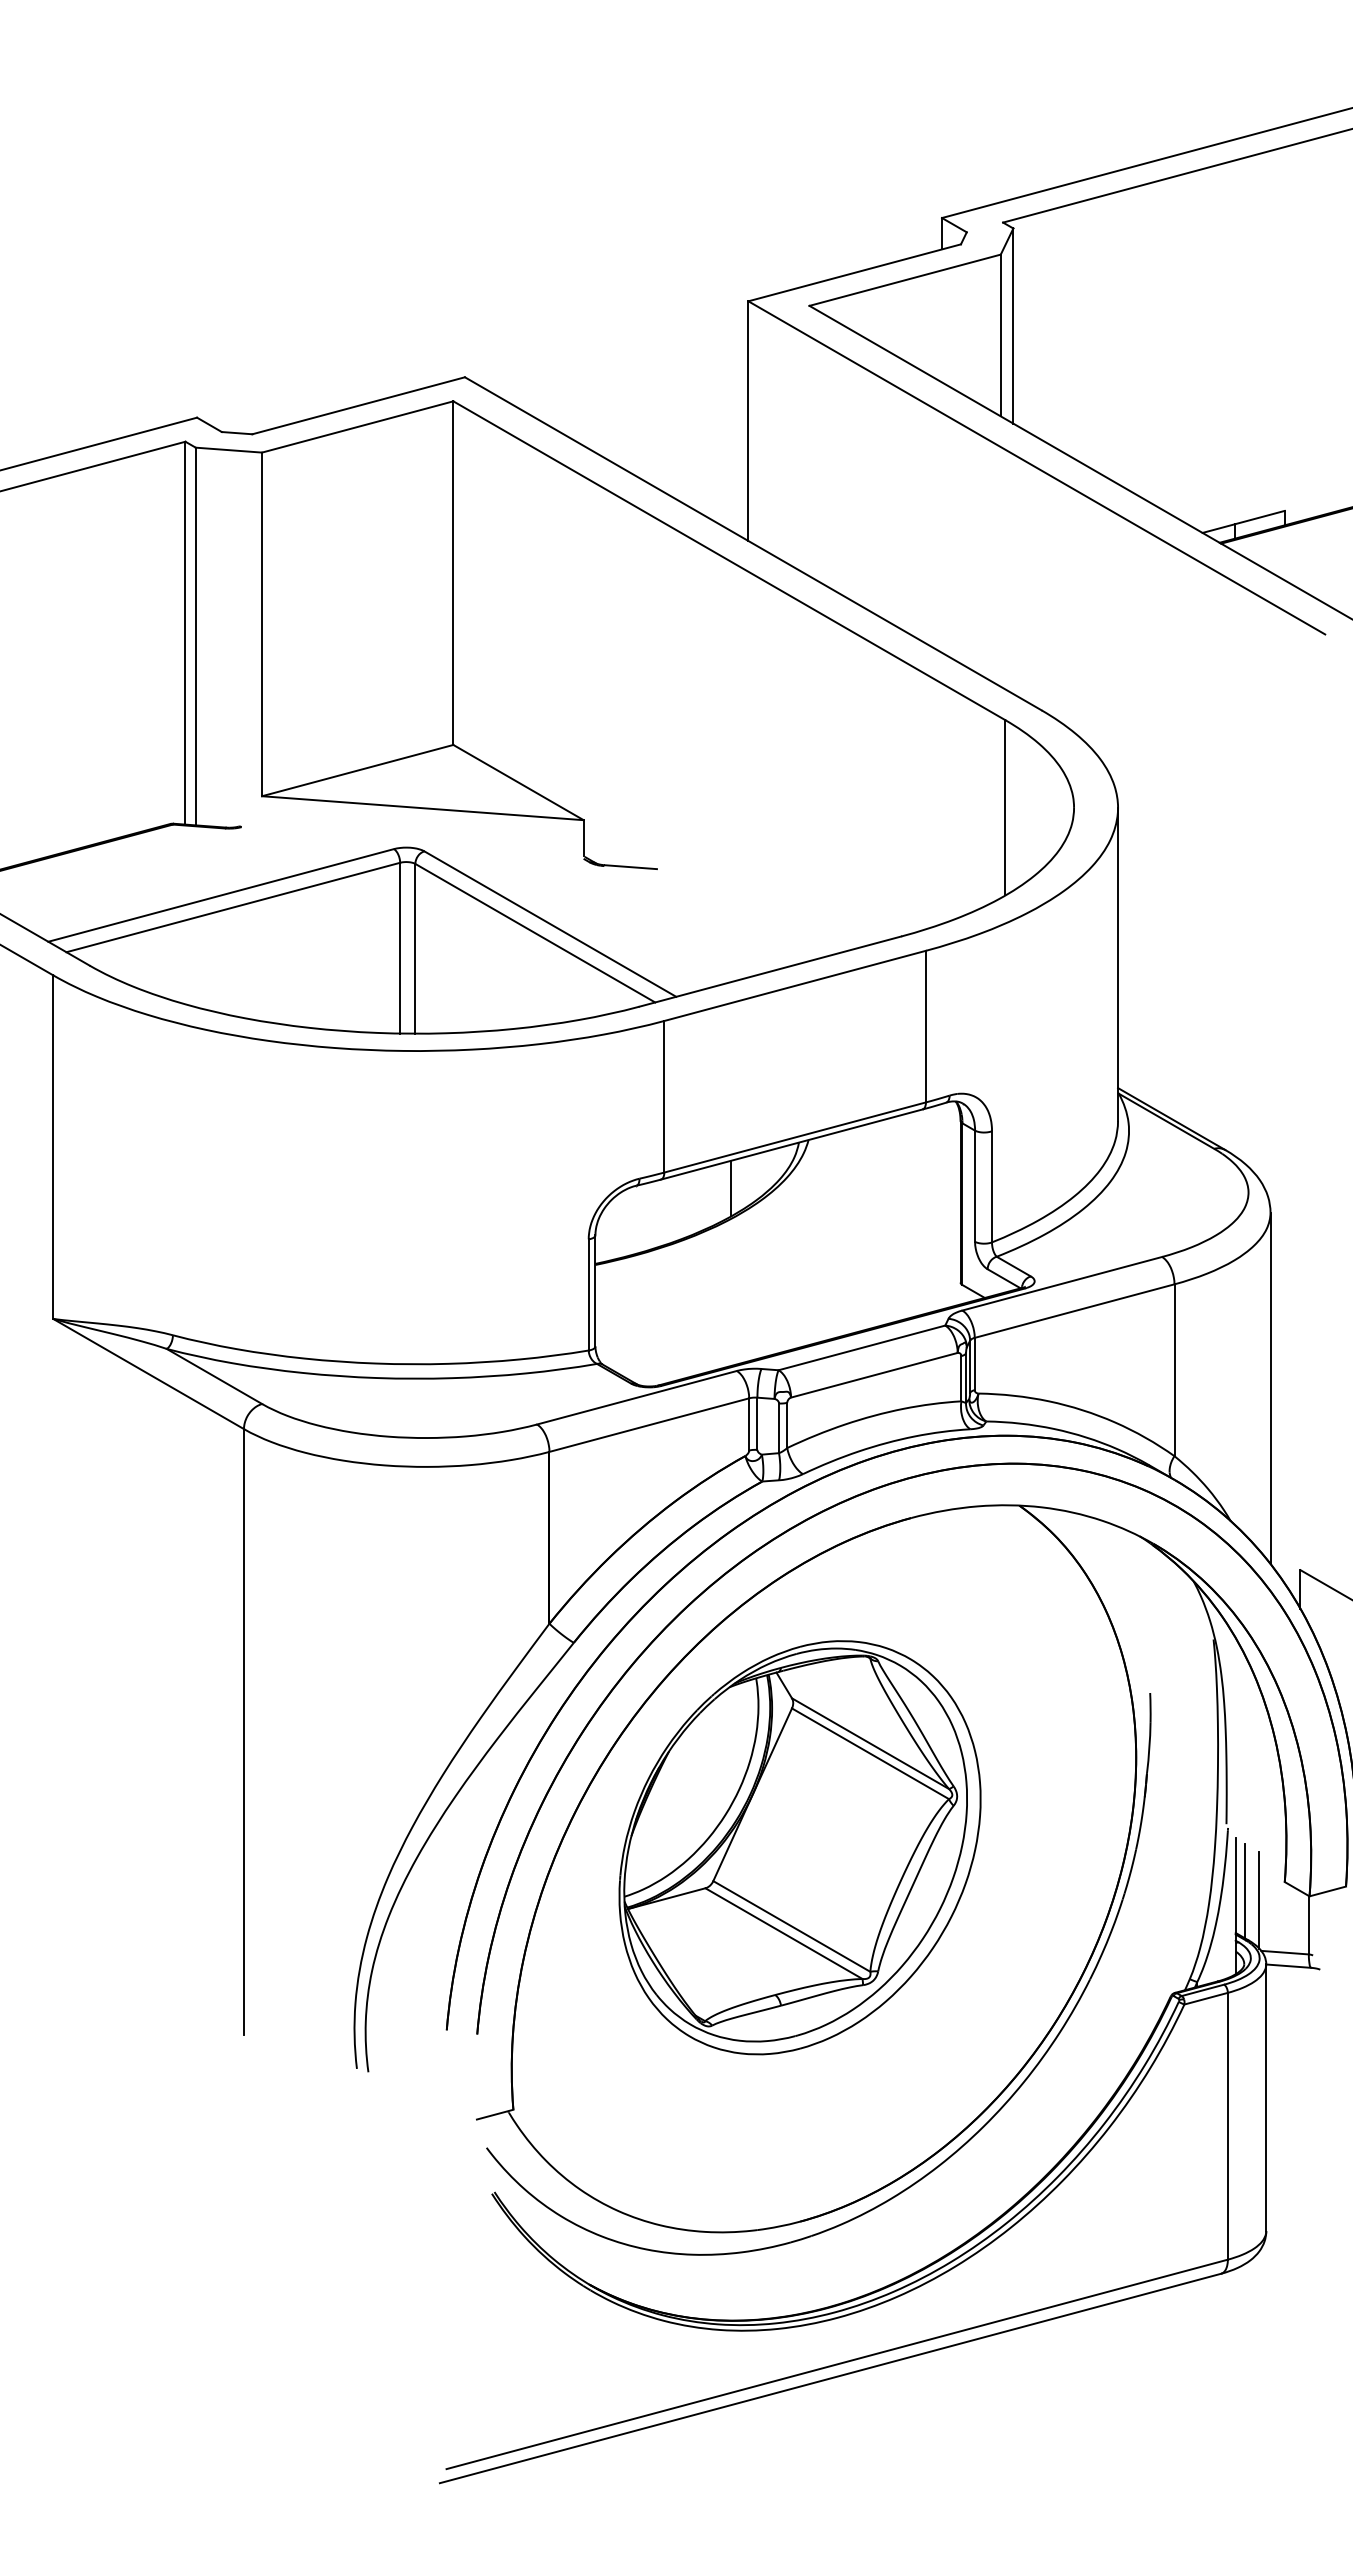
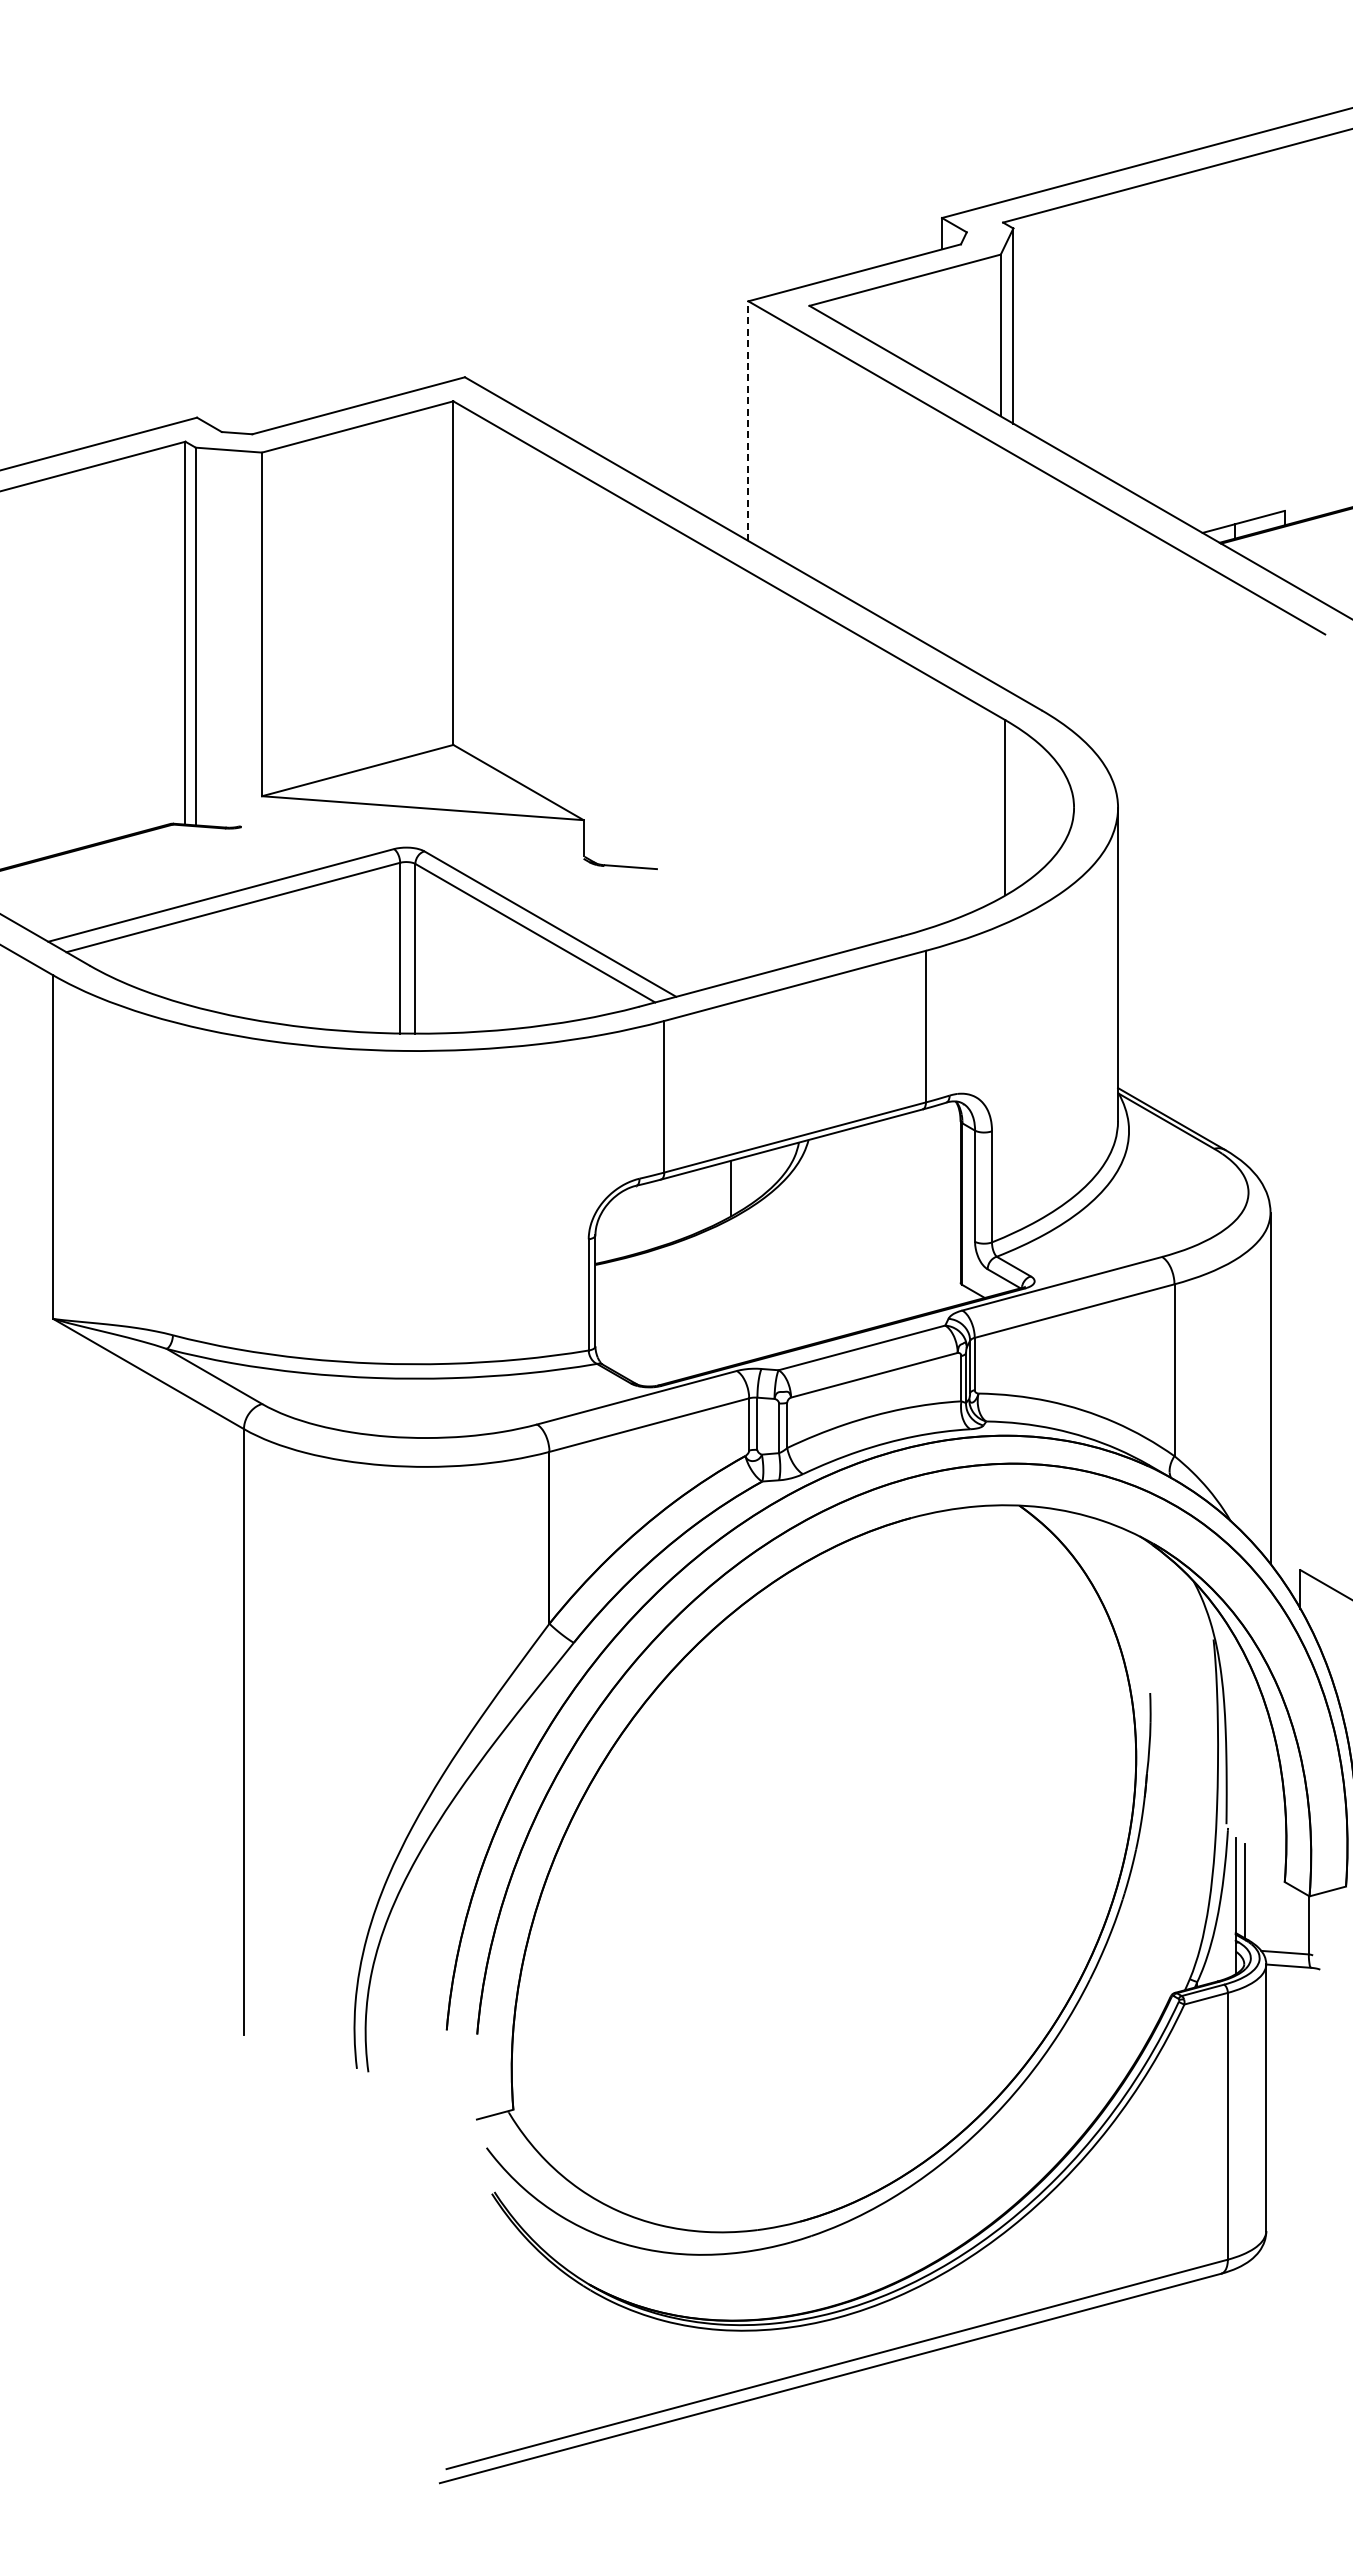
line: solid -> dashed (748, 421)
part: present -> none (799, 1847)
line: present -> none (1259, 1899)
